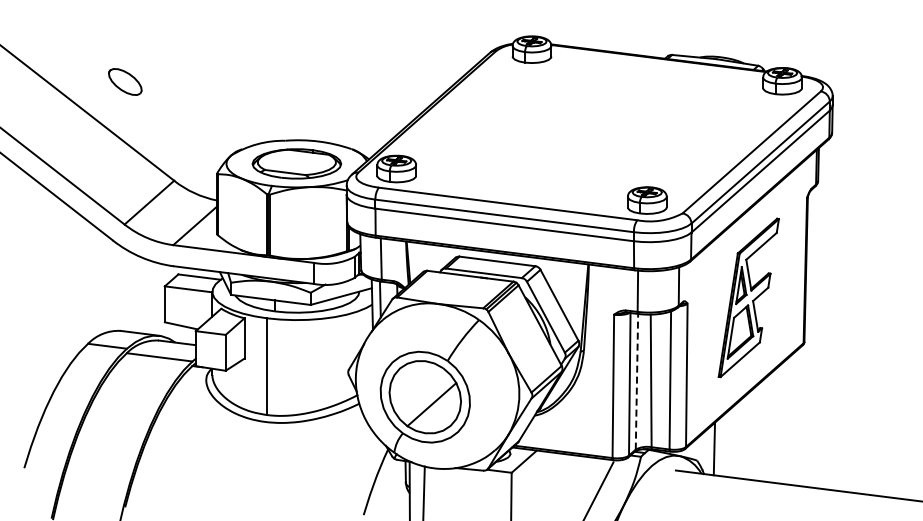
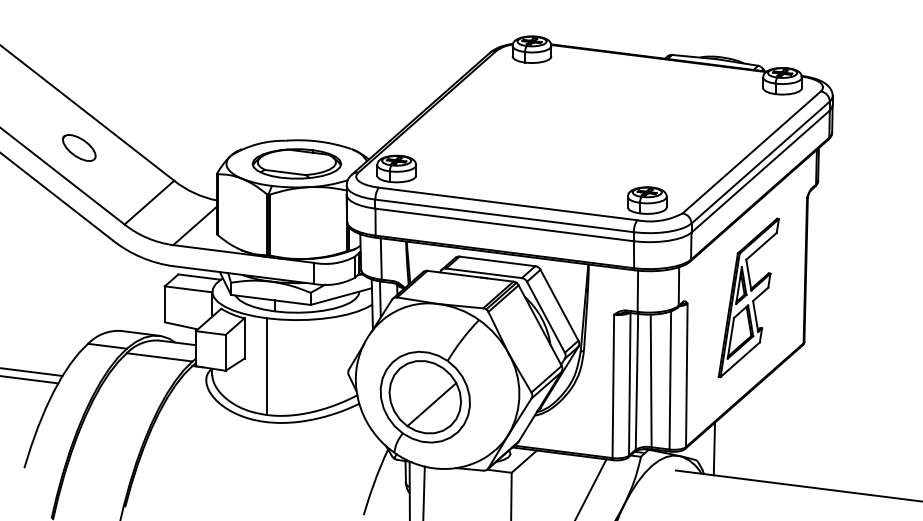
part position: (125, 81) -> (79, 147) (79, 147)
line: none -> present (32, 371)
line: none -> present (30, 379)
line: dashed -> solid (636, 381)
line position: (599, 489) -> (591, 488) (591, 488)
